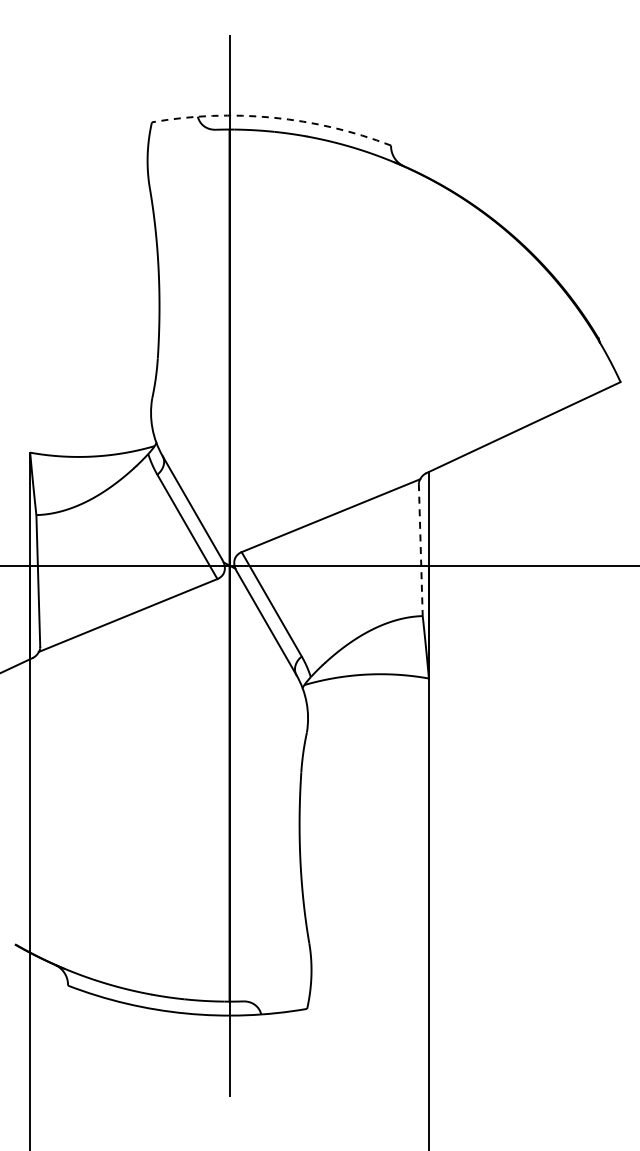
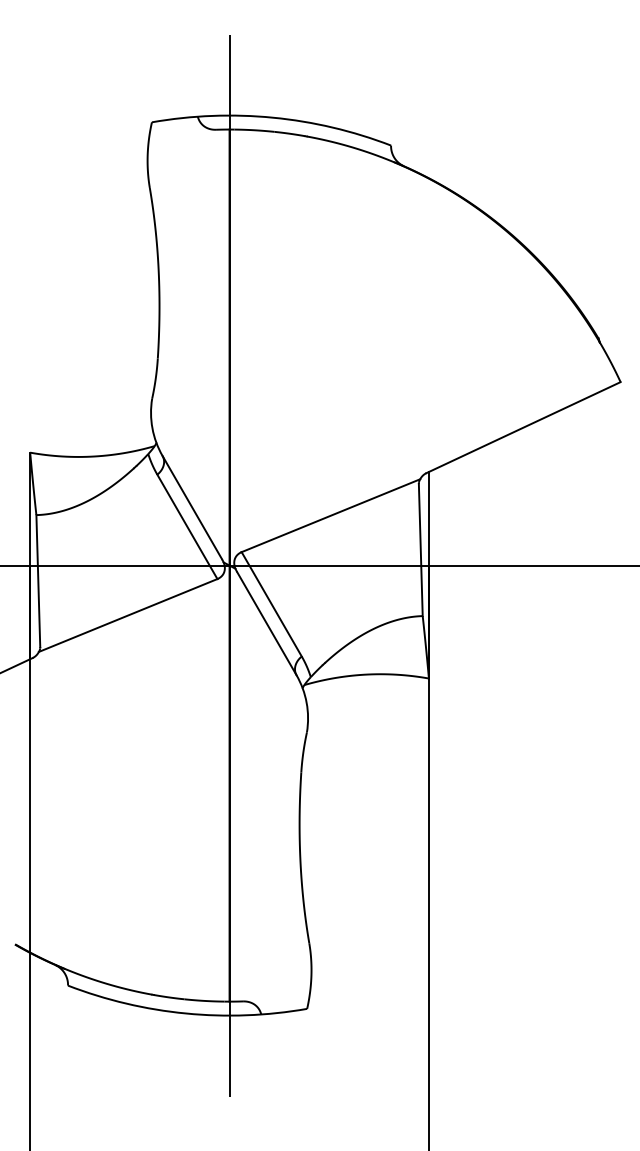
arc: dashed -> solid (273, 117)
line: dashed -> solid (420, 550)
